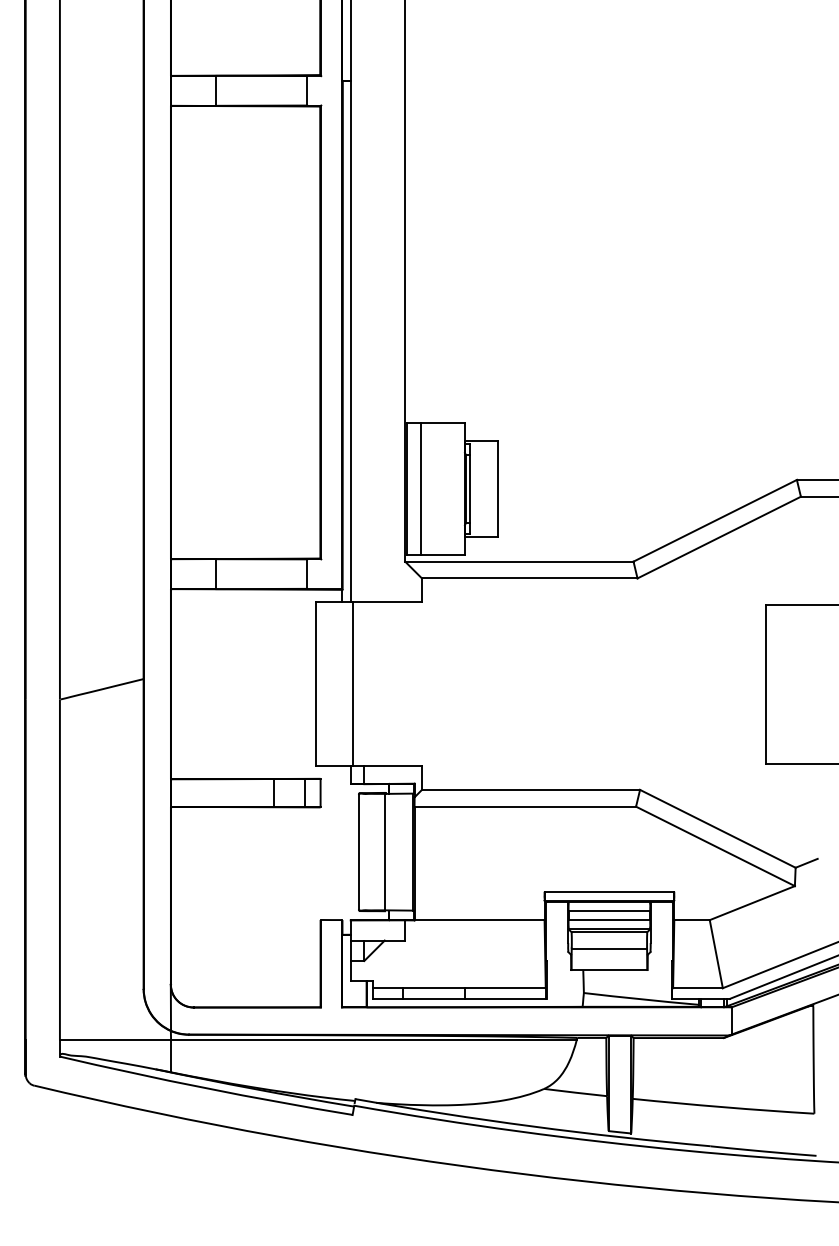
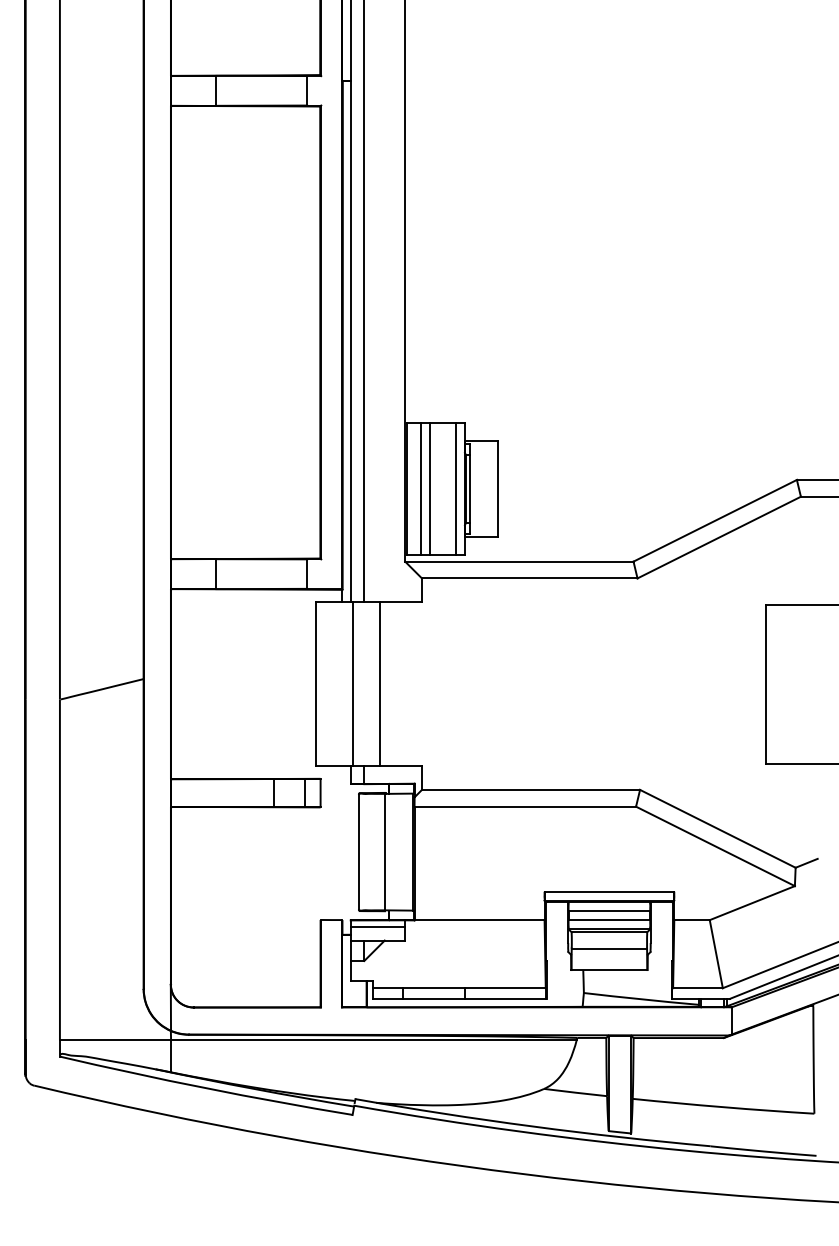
line: none -> present (364, 302)
line: none -> present (429, 488)
line: none -> present (455, 488)
line: none -> present (380, 683)
line: none -> present (377, 926)
